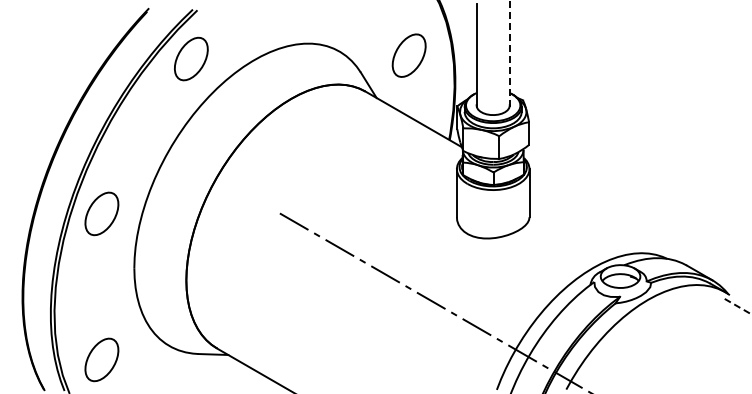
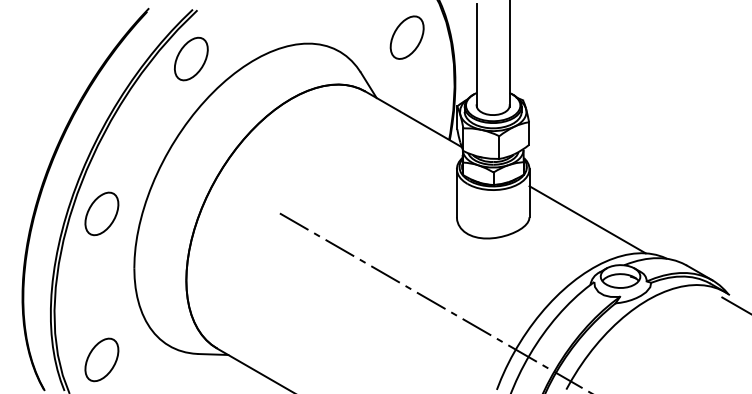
line: dashed -> solid (509, 53)
part position: (408, 55) -> (406, 37) (406, 37)
line: none -> present (587, 219)
line: dashed -> solid (736, 306)
